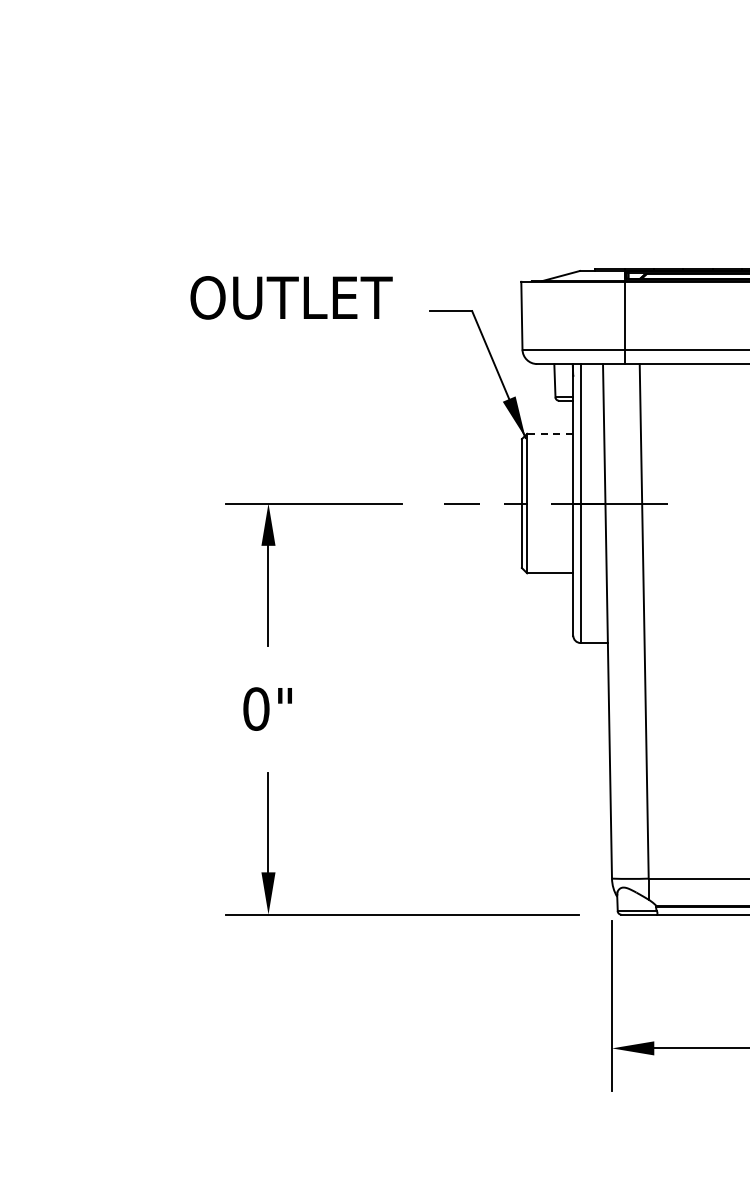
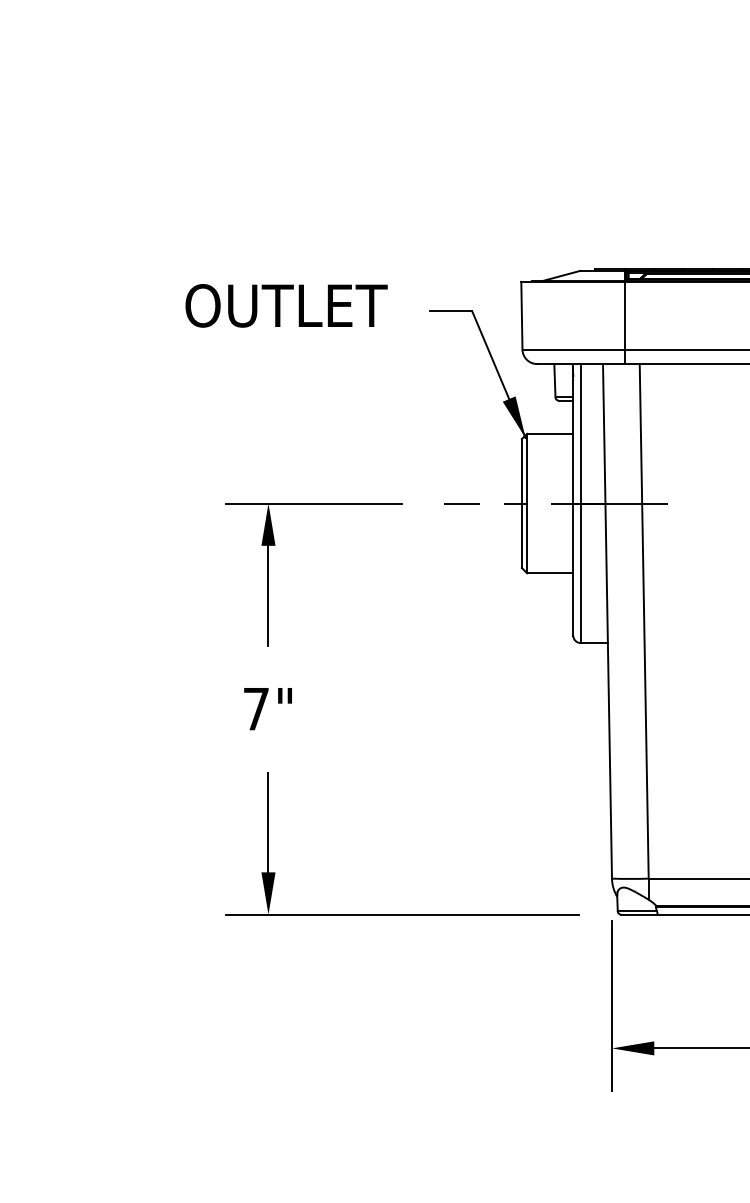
text position: (291, 297) -> (286, 305) (286, 305)
line: dashed -> solid (549, 433)
text: 0" -> 7" (256, 708)
